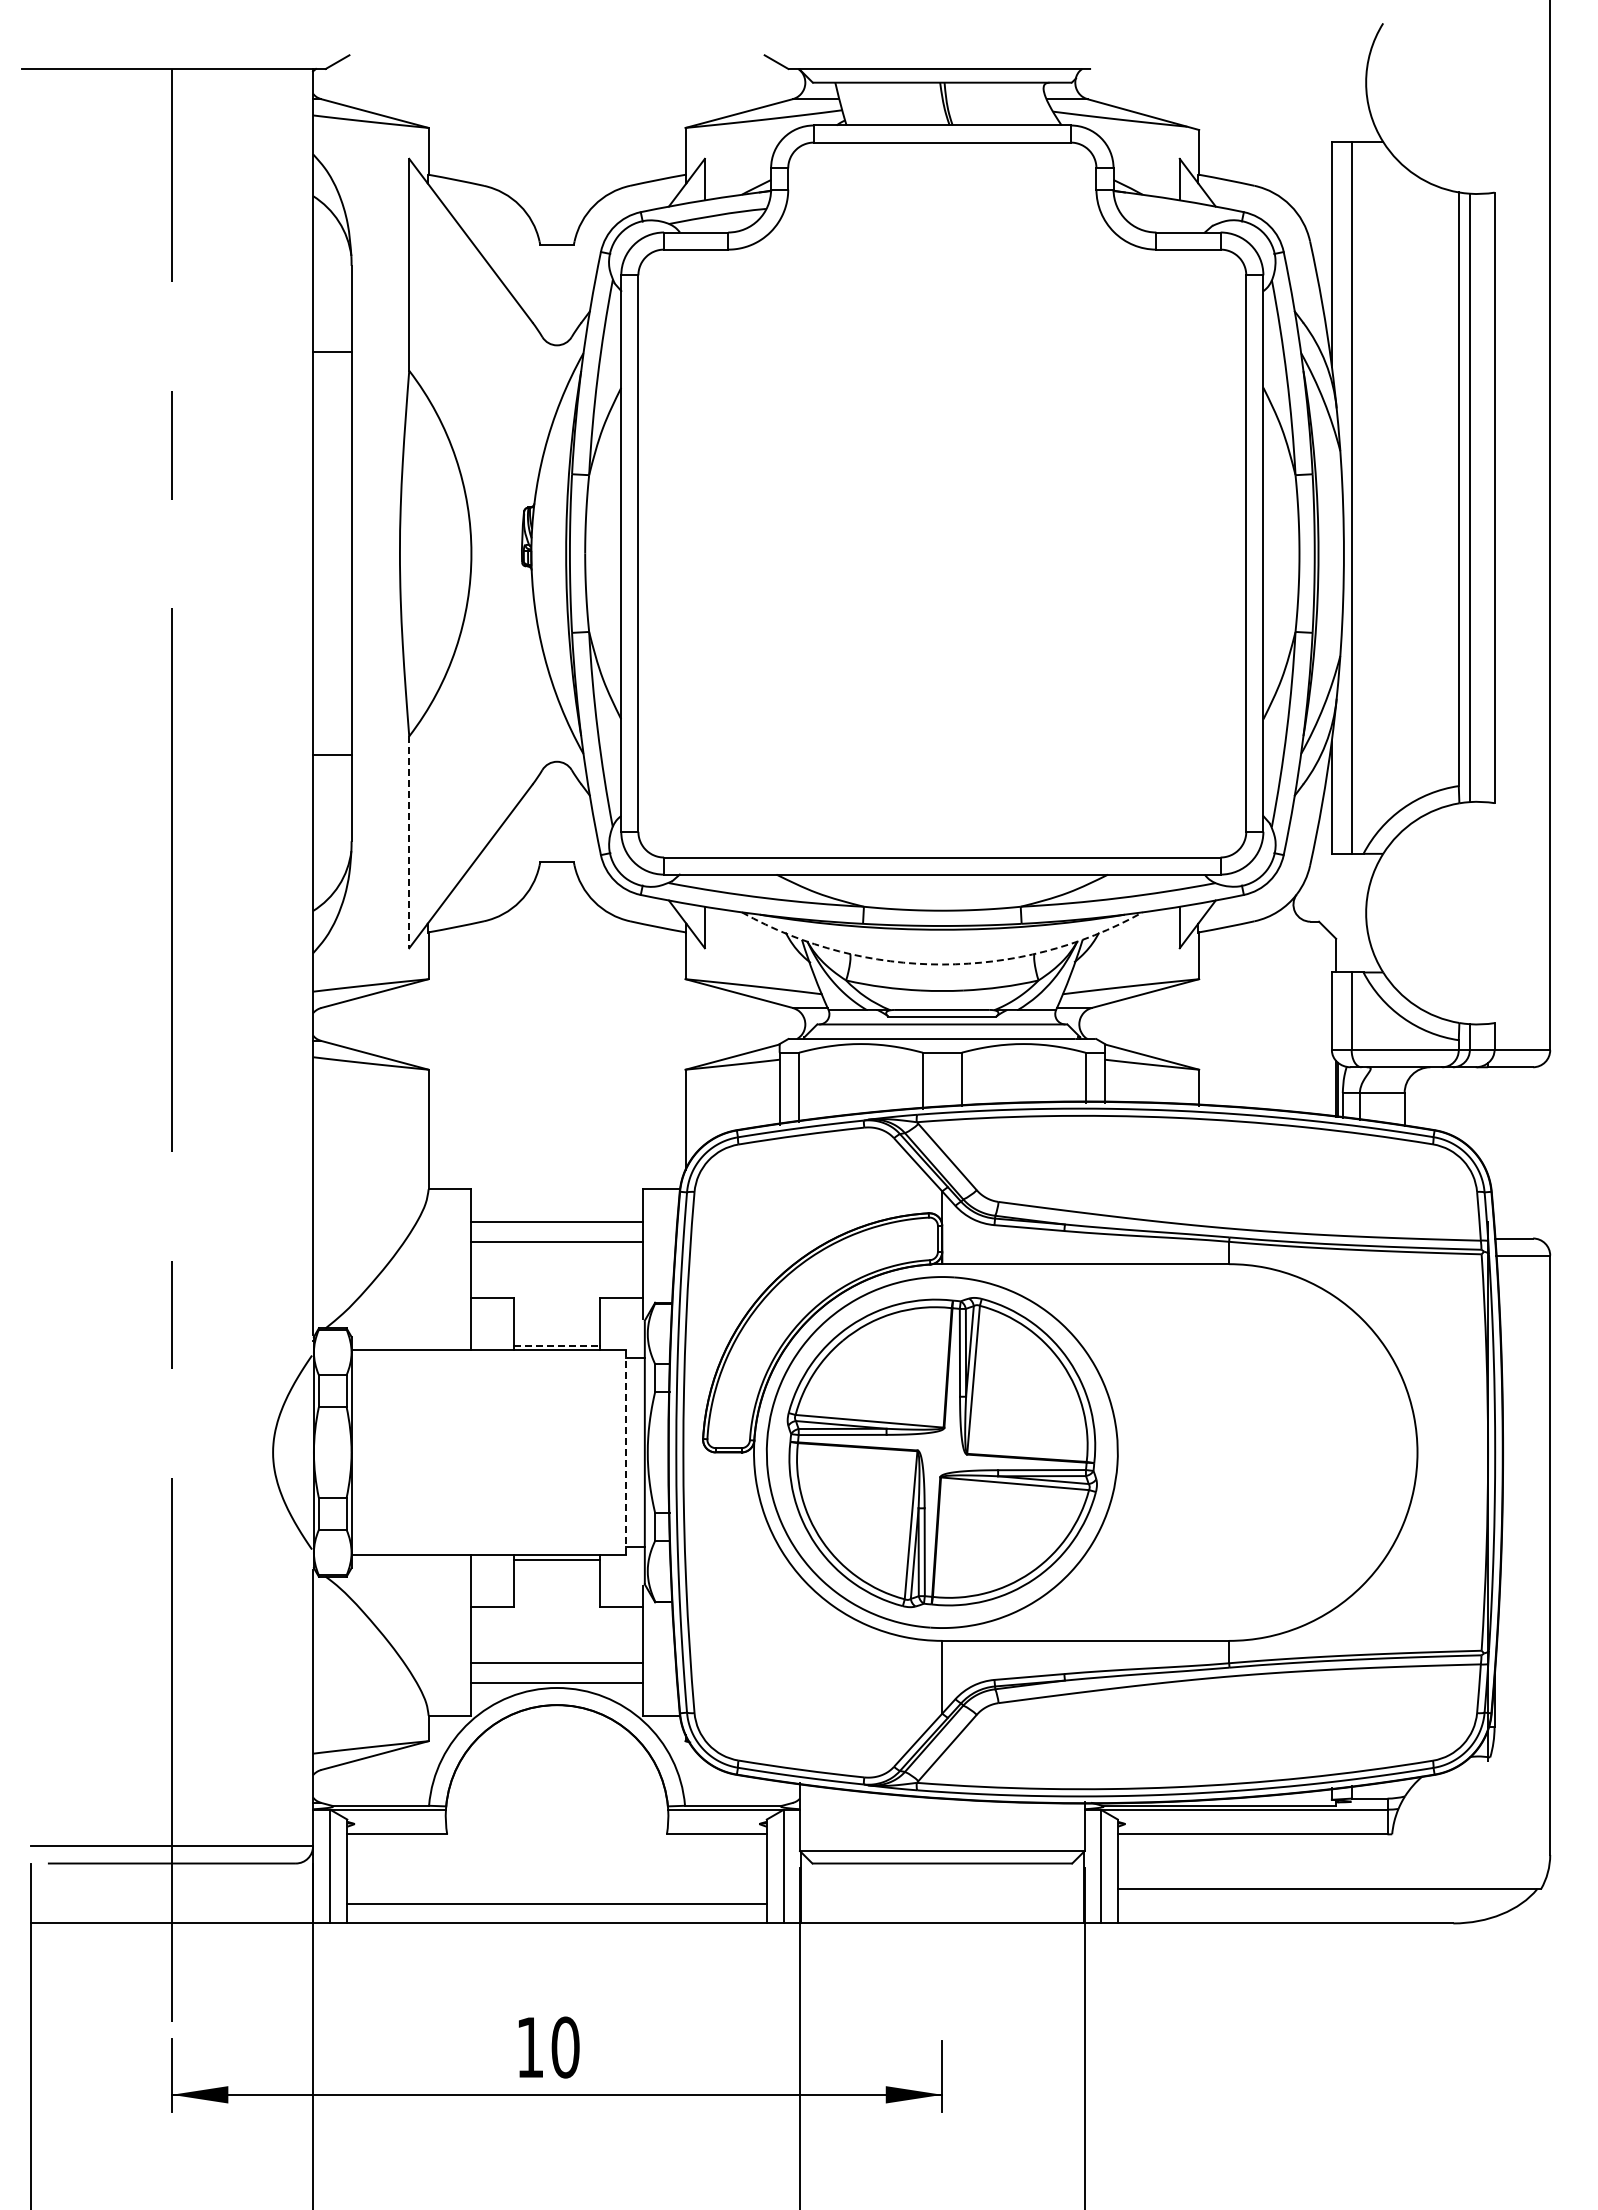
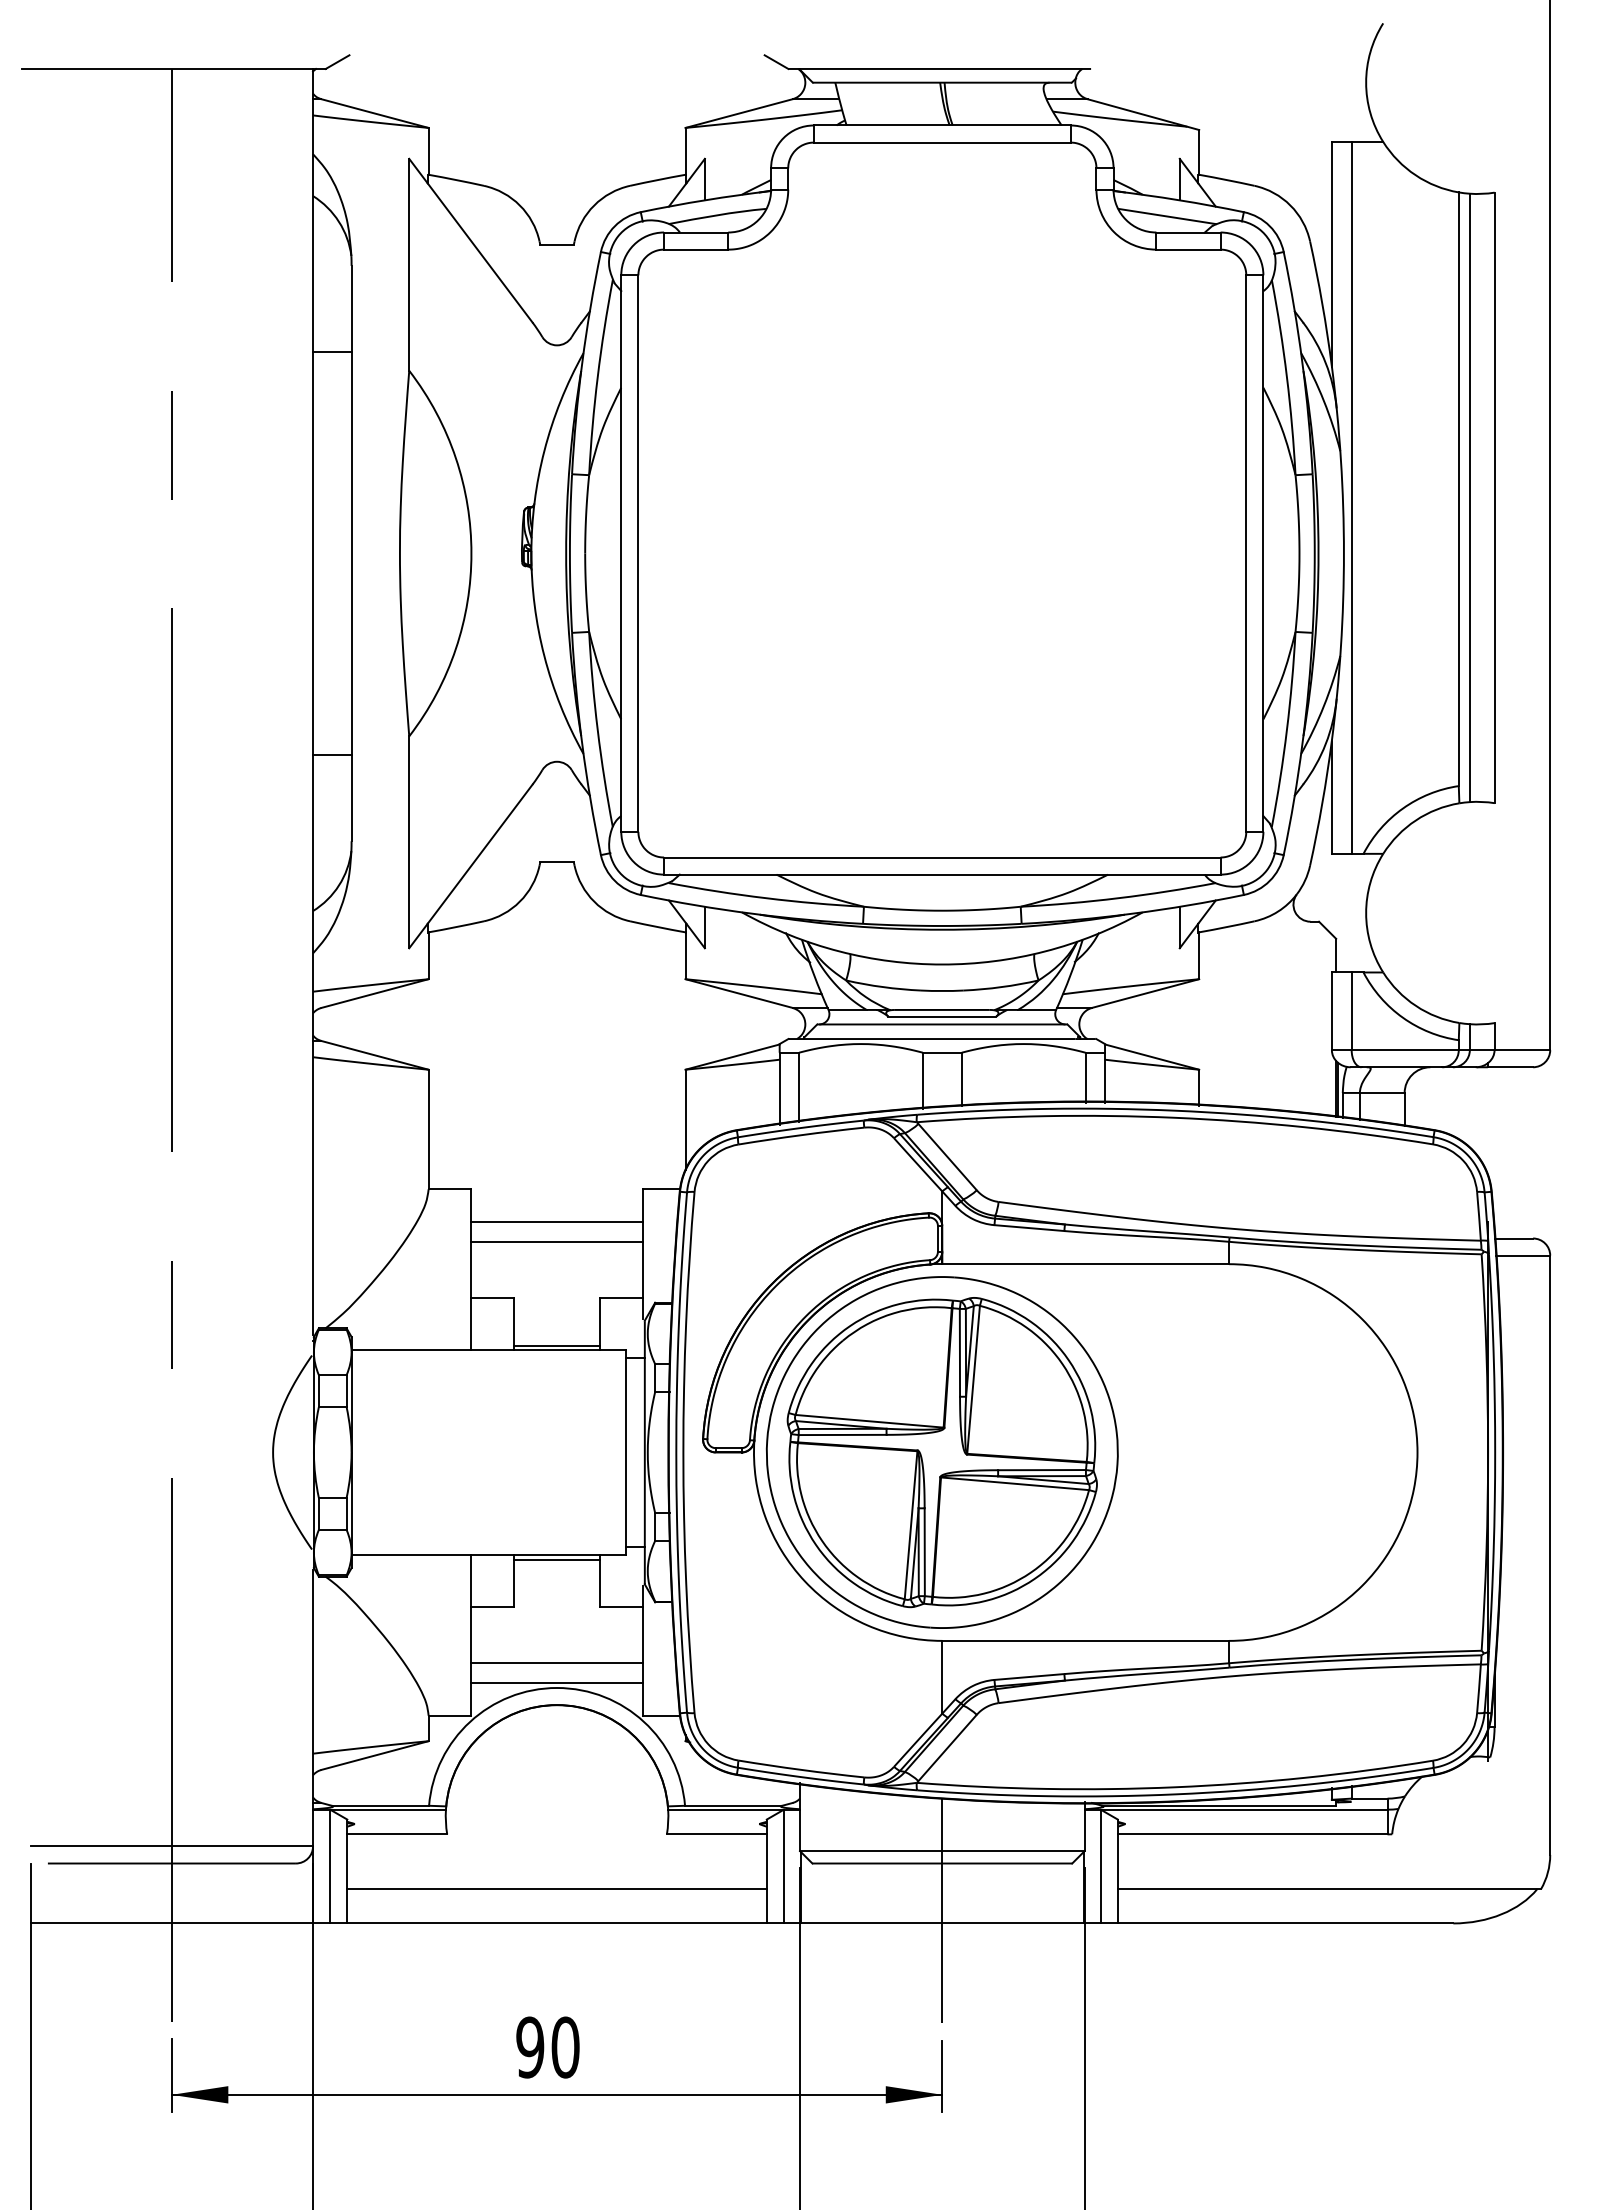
line: none -> present (1166, 216)
line: dashed -> solid (409, 842)
arc: dashed -> solid (942, 964)
line: dashed -> solid (557, 1345)
line: dashed -> solid (625, 1452)
line position: (556, 1904) -> (556, 1889) (556, 1889)
line: none -> present (942, 1910)
text: 10 -> 90 (530, 2047)
